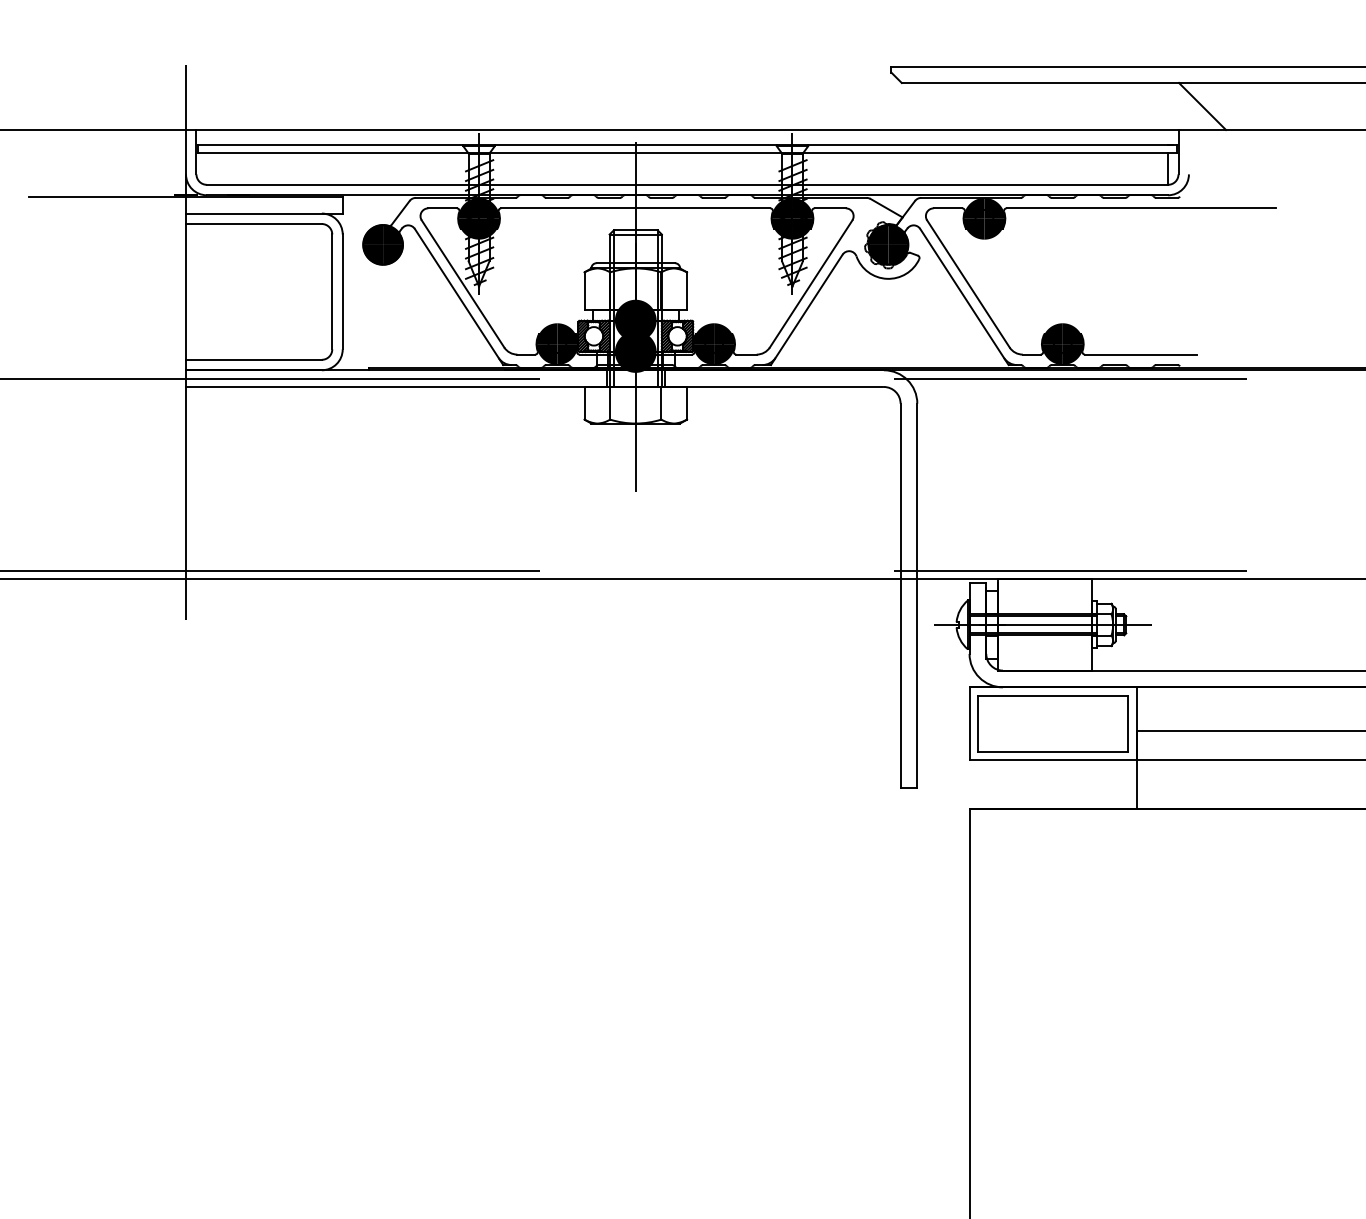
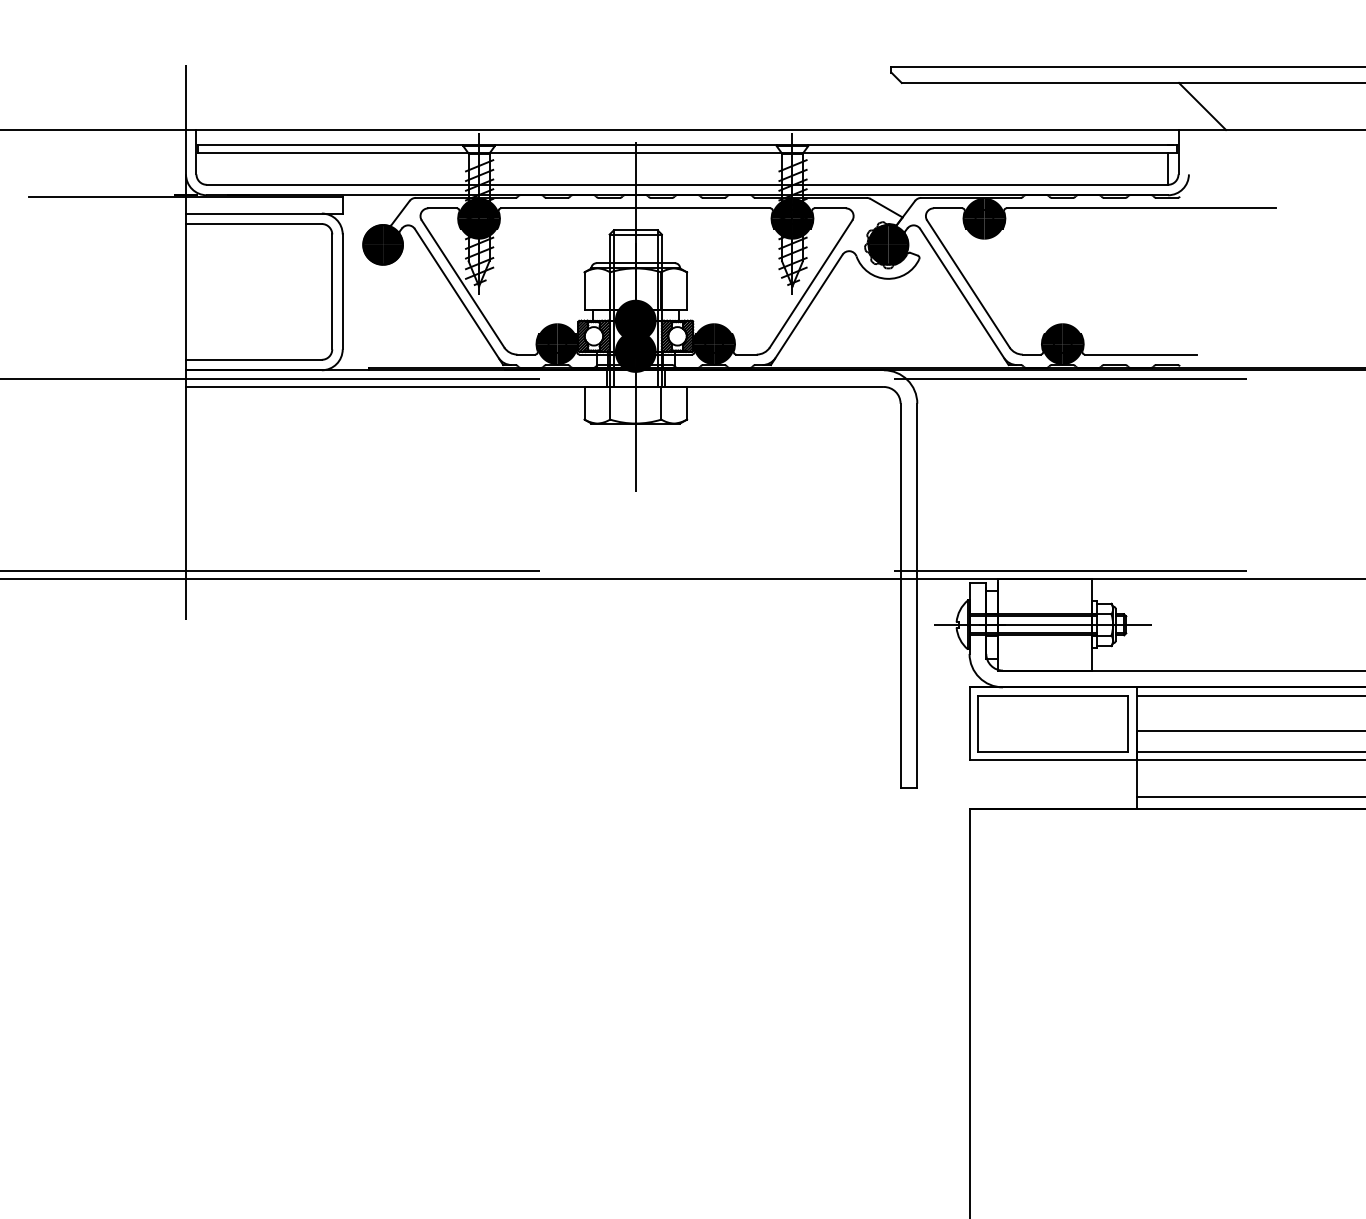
line: none -> present (1249, 695)
line: none -> present (1249, 752)
line: none -> present (1249, 797)
